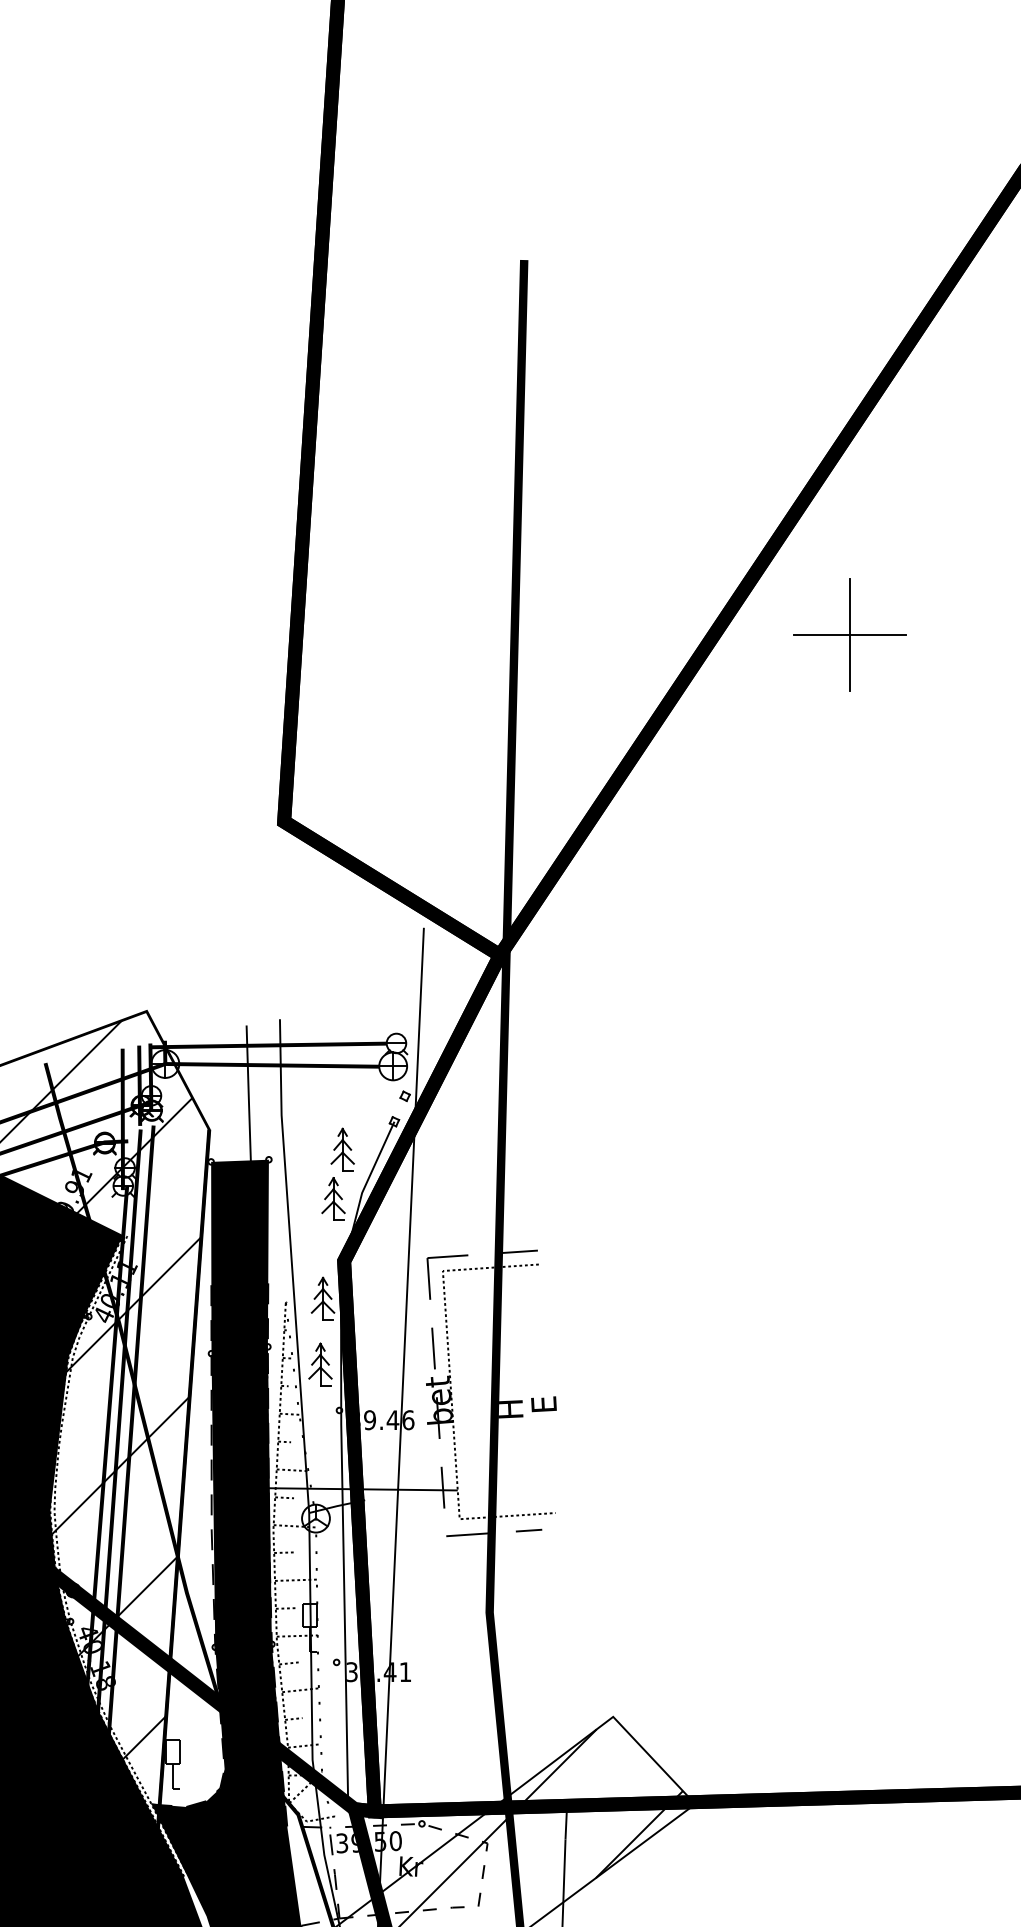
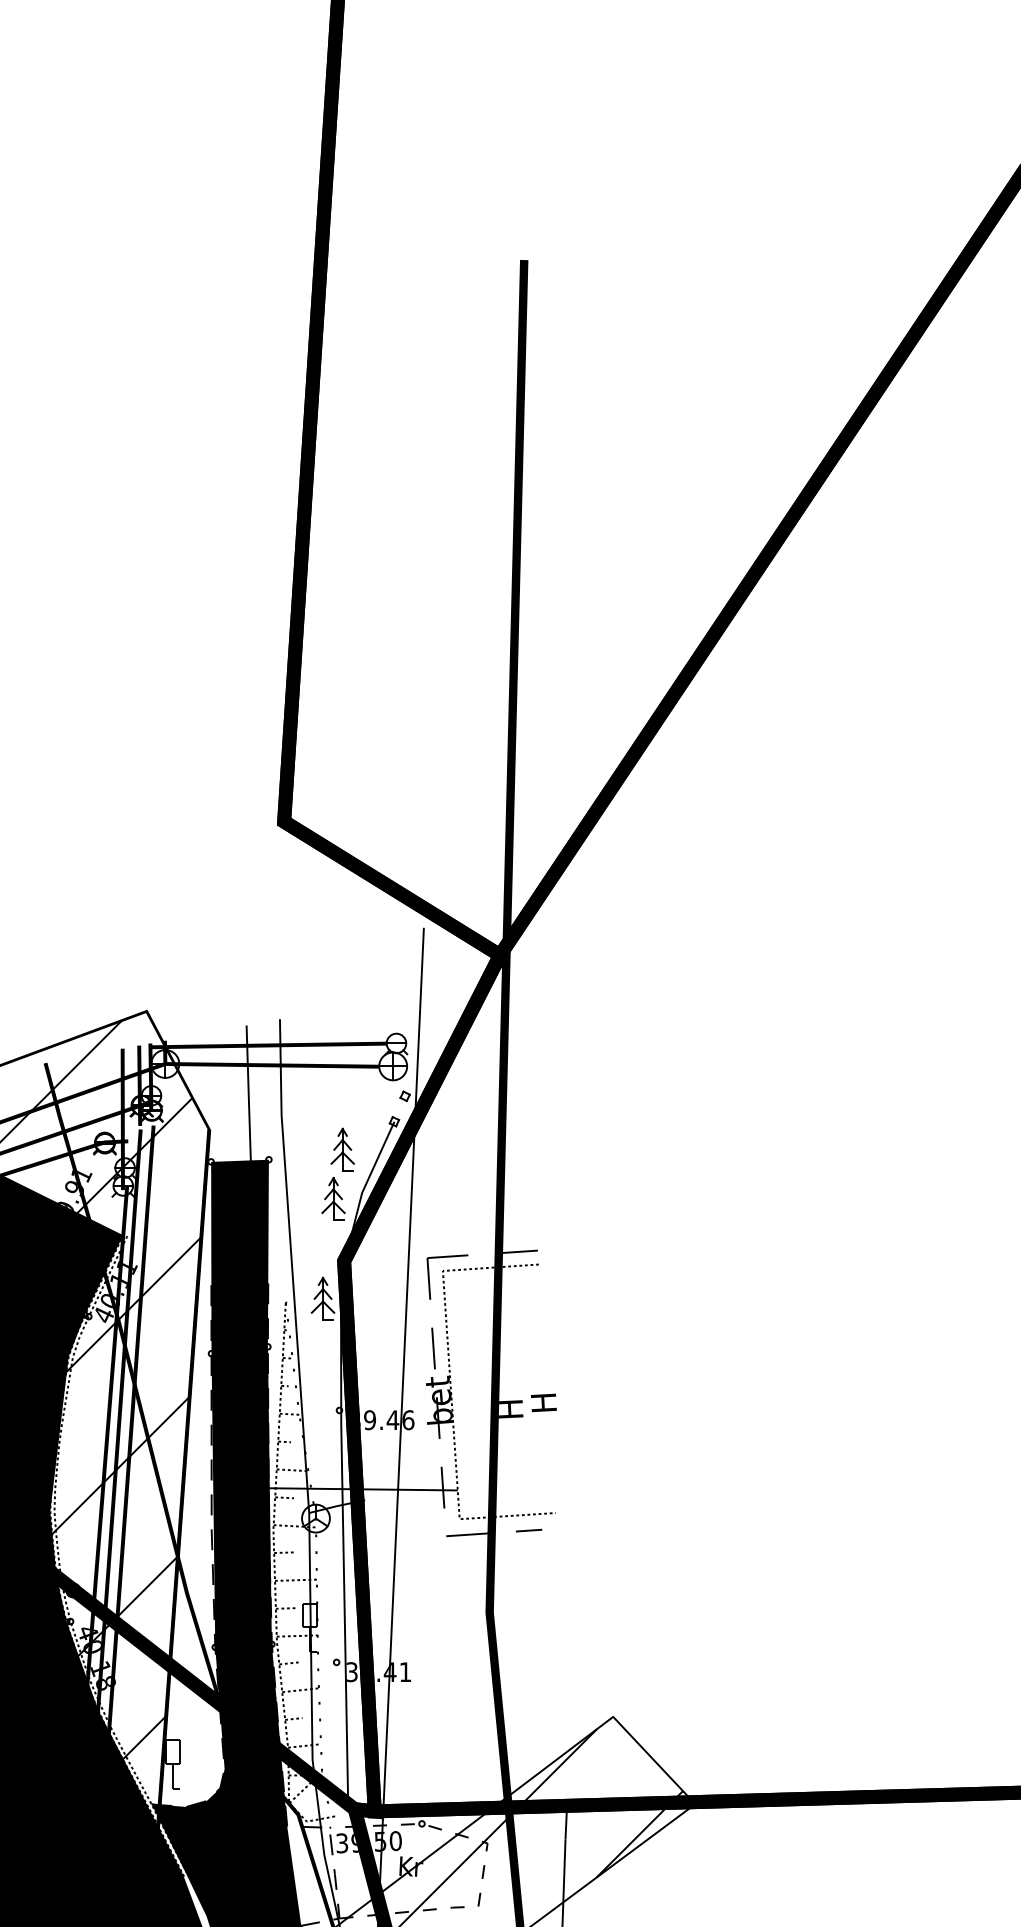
part: present -> none (849, 634)
part: present -> none (320, 1364)
text: E -> H (543, 1401)
